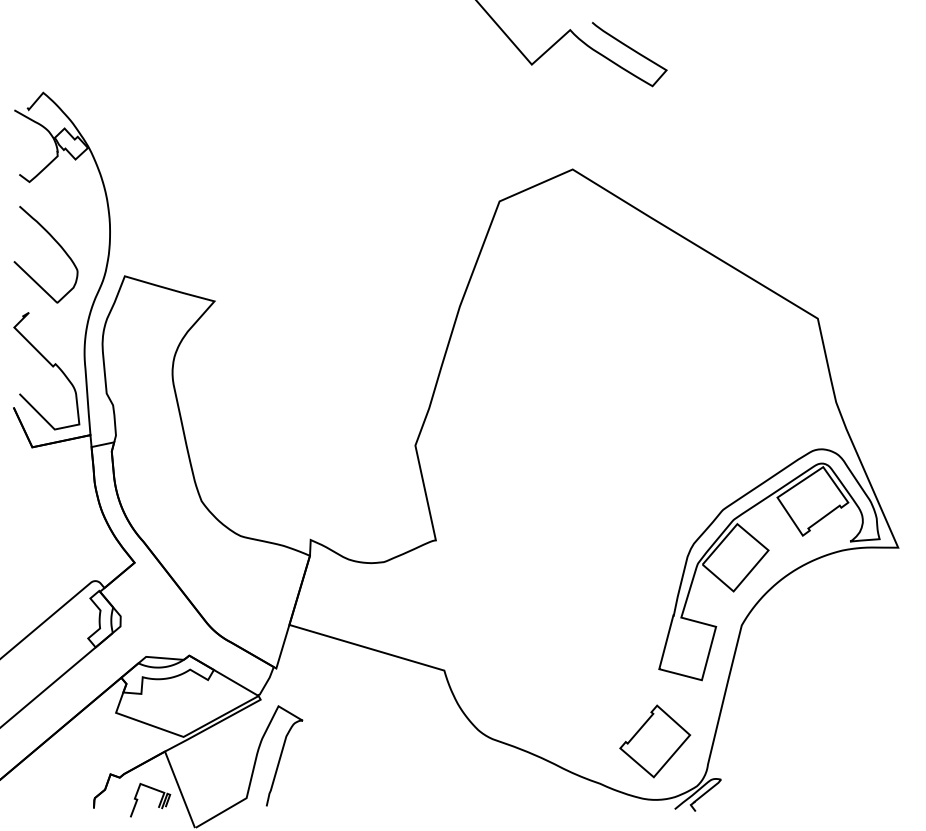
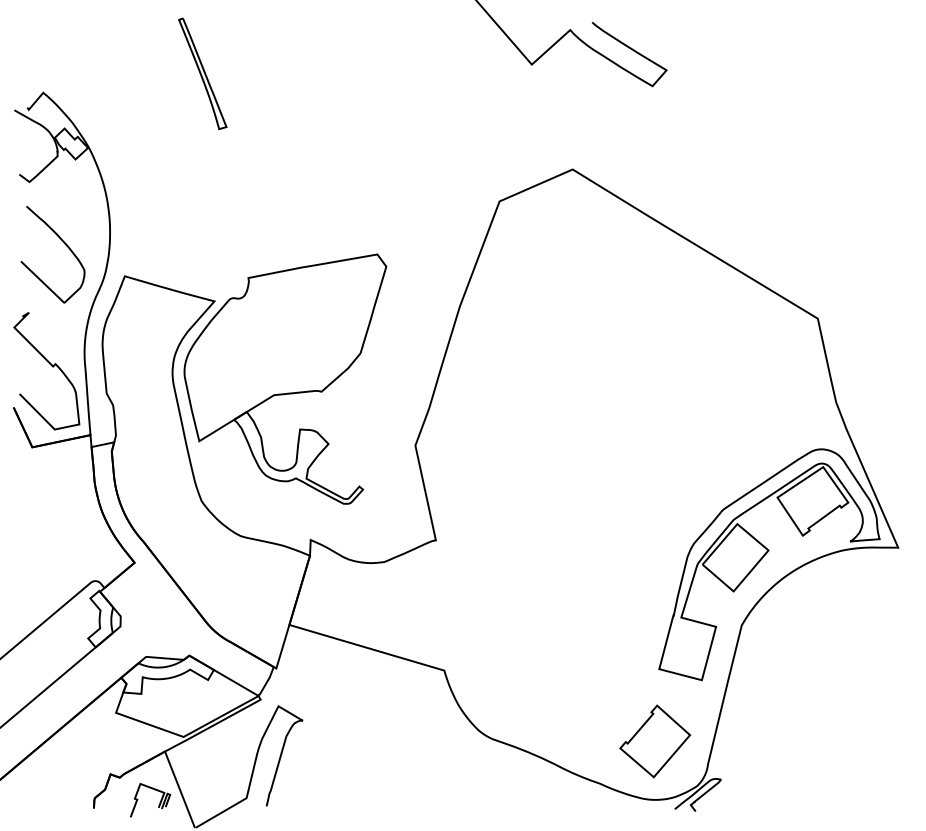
part: none -> present (202, 73)
curve position: (56, 243) -> (63, 243) (63, 243)
part: none -> present (285, 378)
